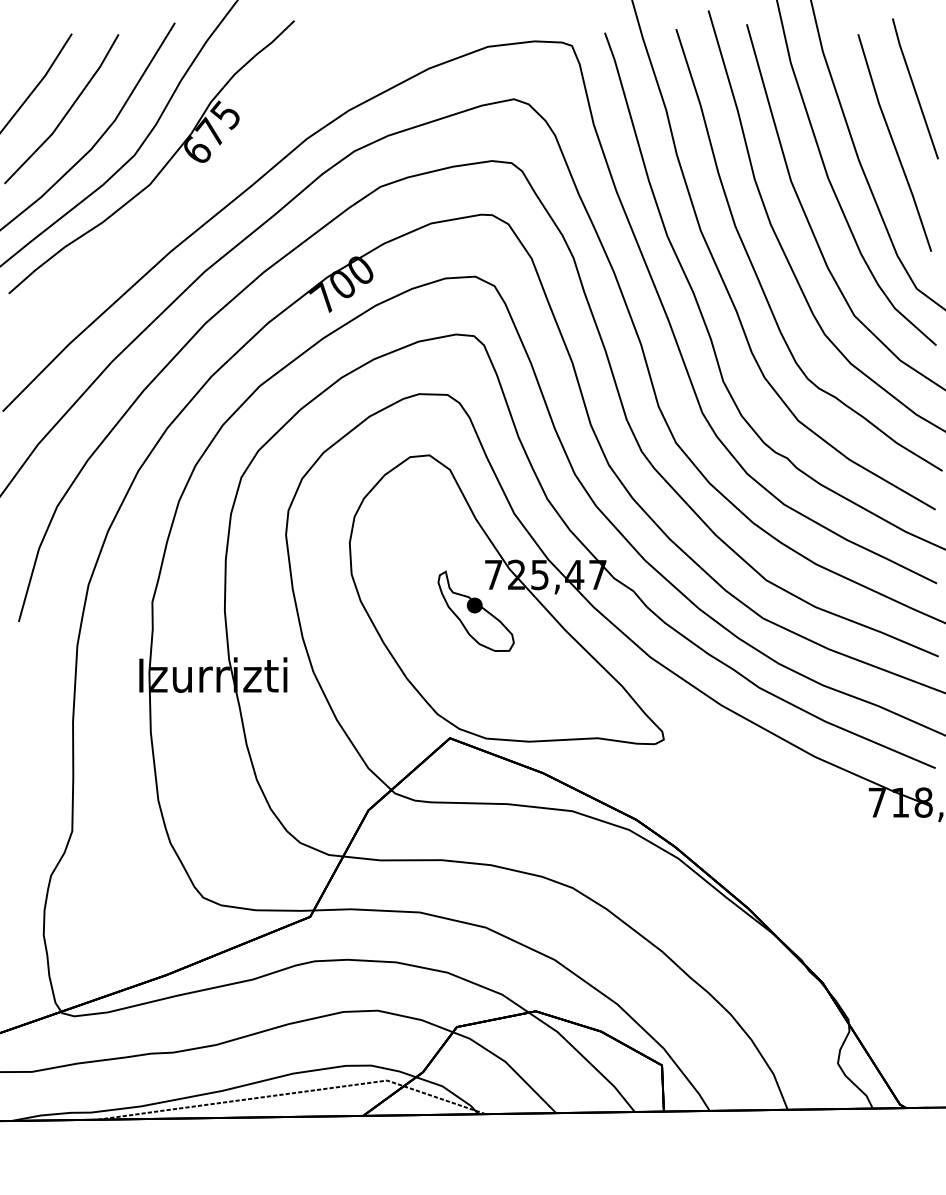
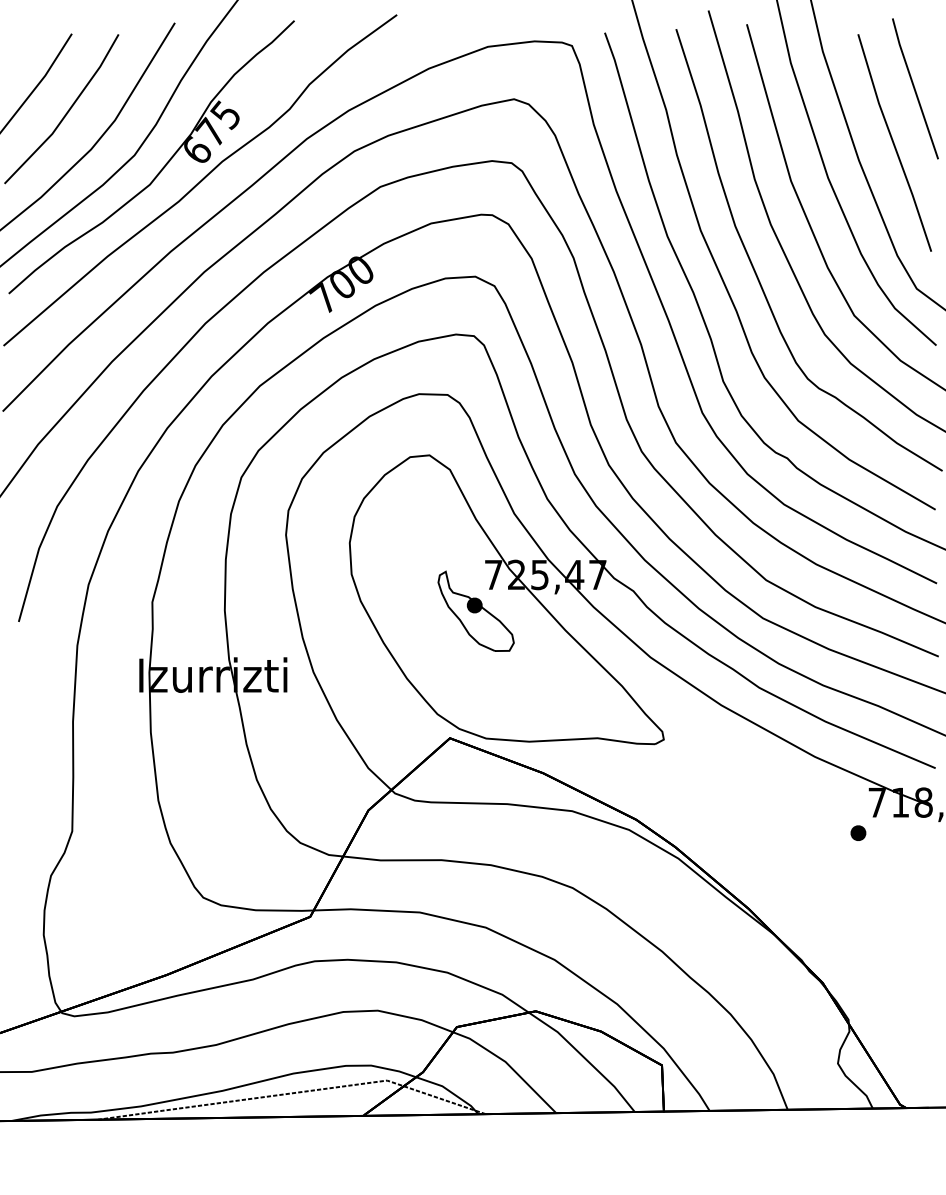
curve: none -> present (200, 180)
part: none -> present (858, 832)
